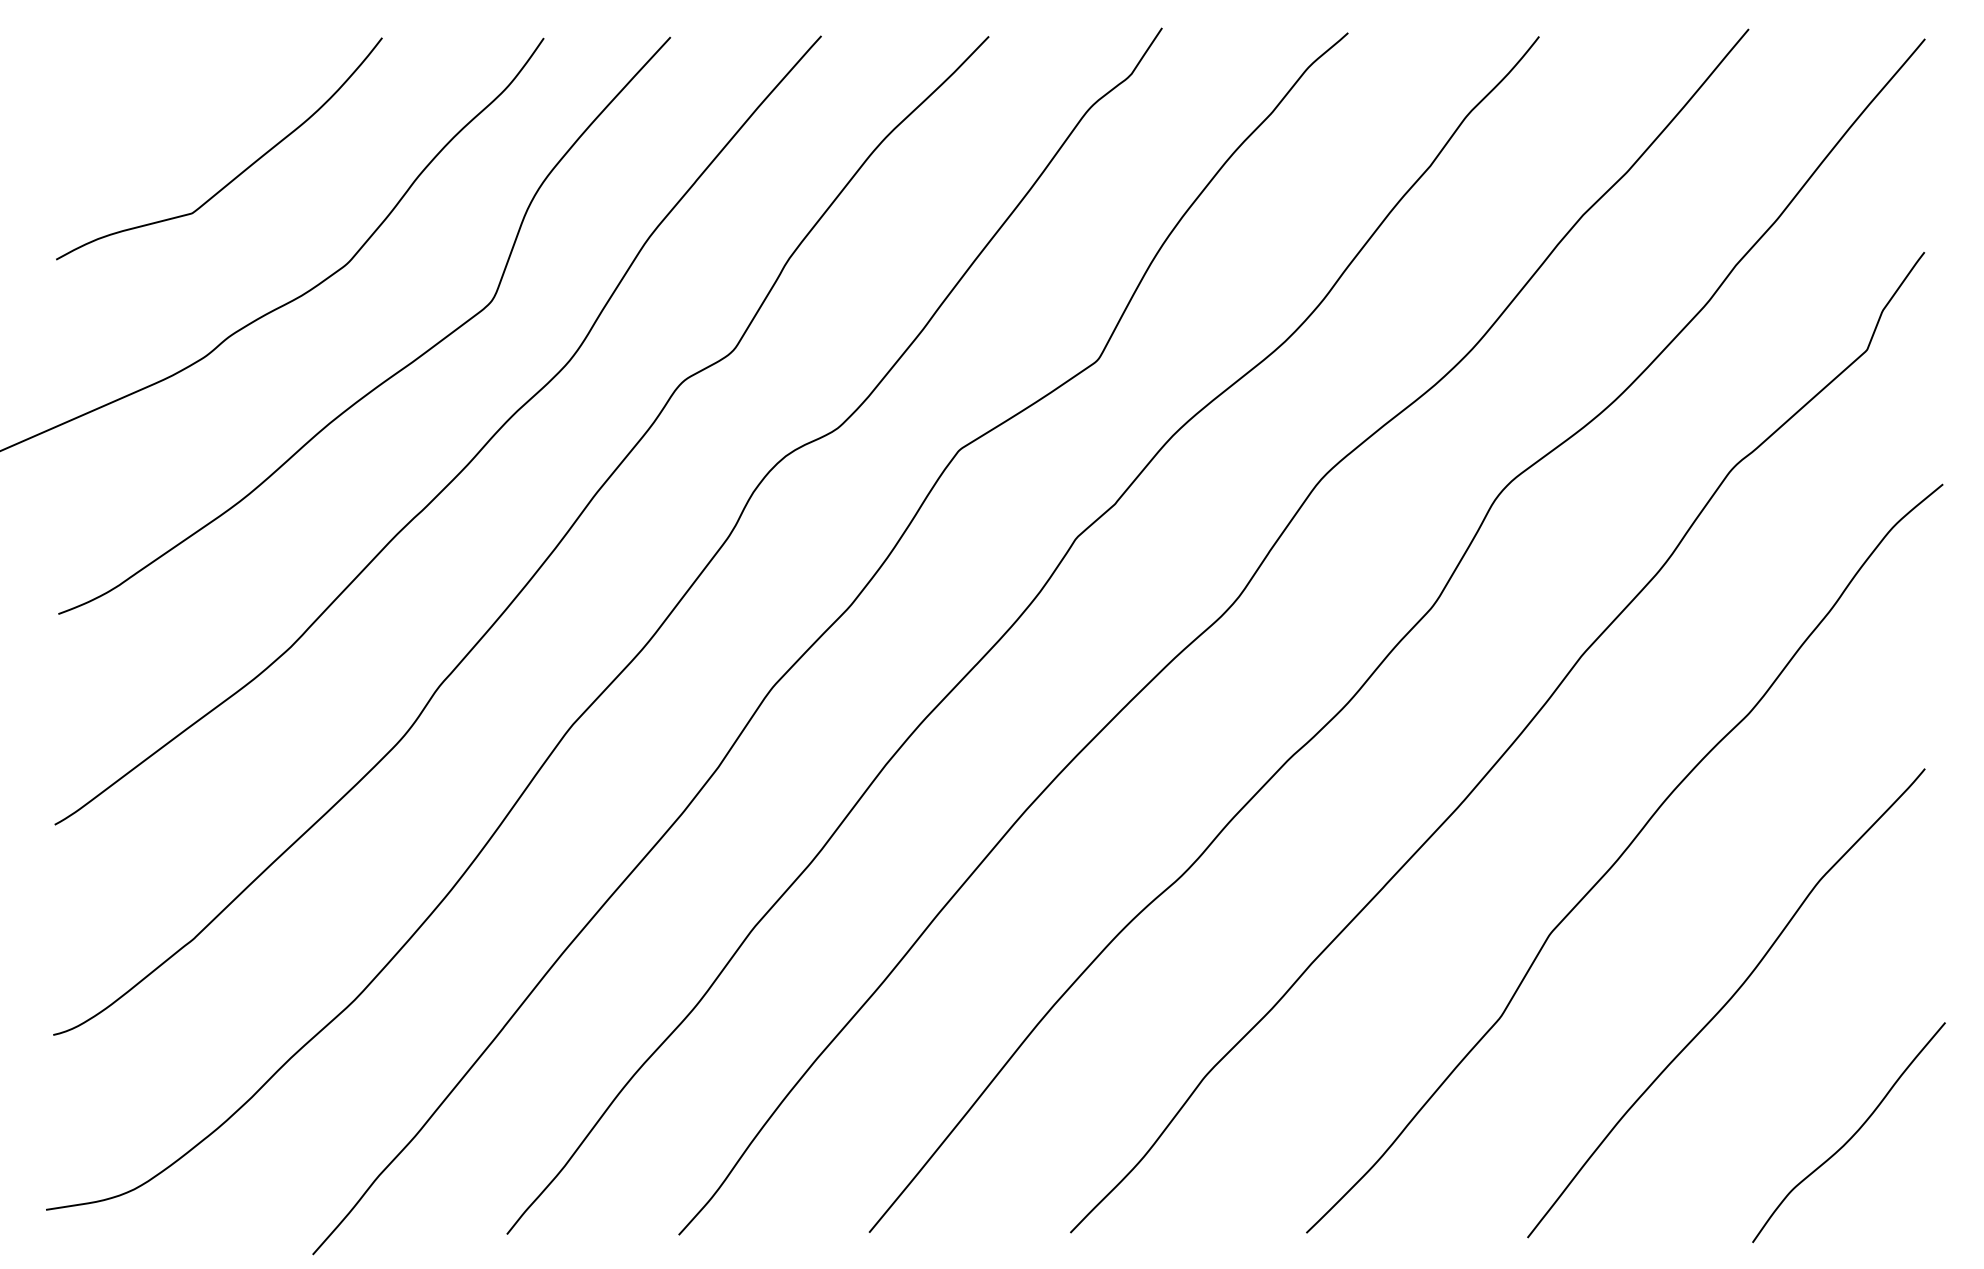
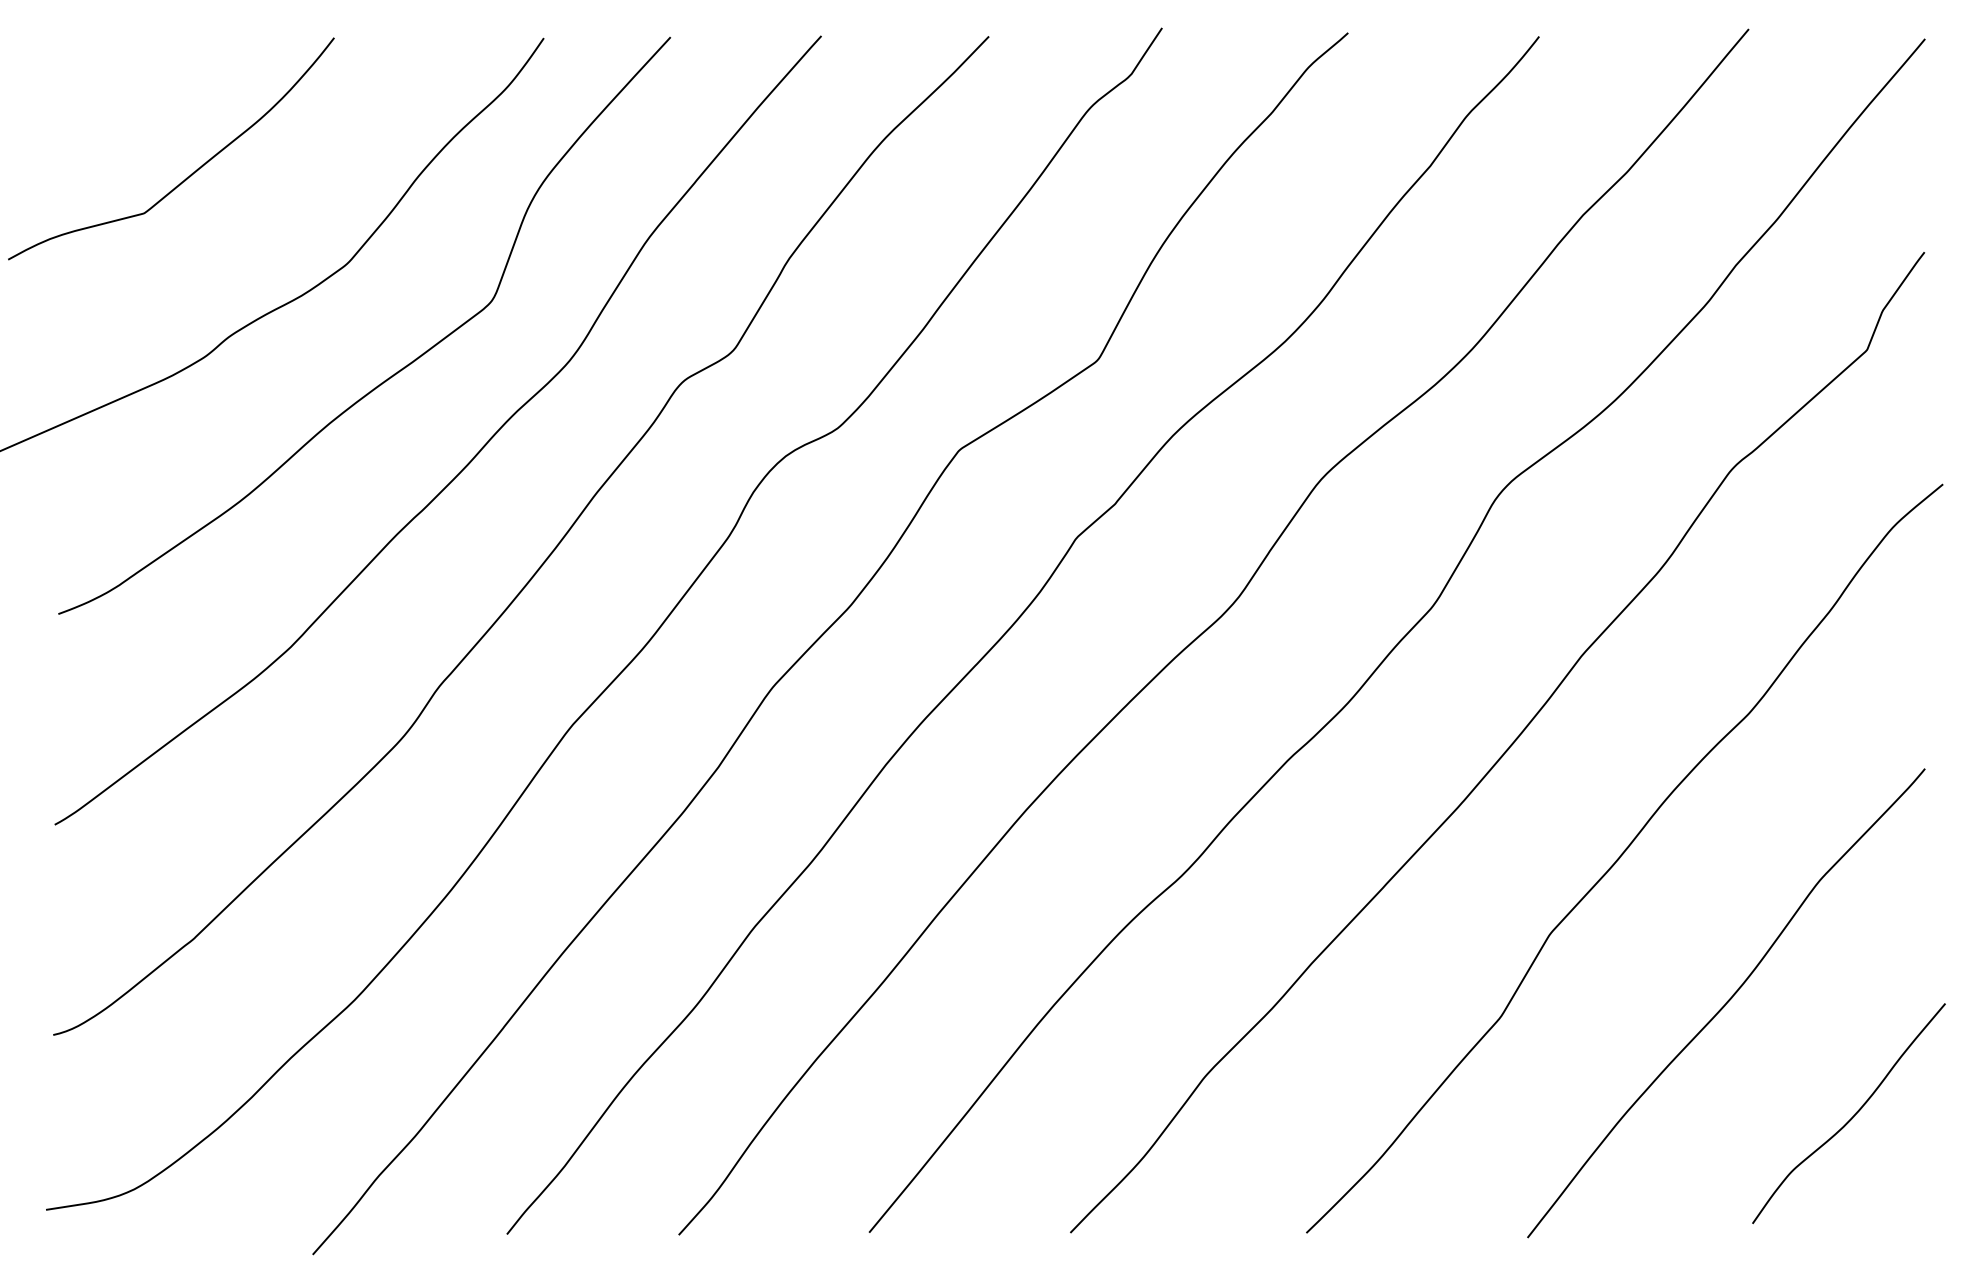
curve position: (240, 172) -> (192, 172) (192, 172)
curve position: (1852, 1135) -> (1852, 1116) (1852, 1116)
